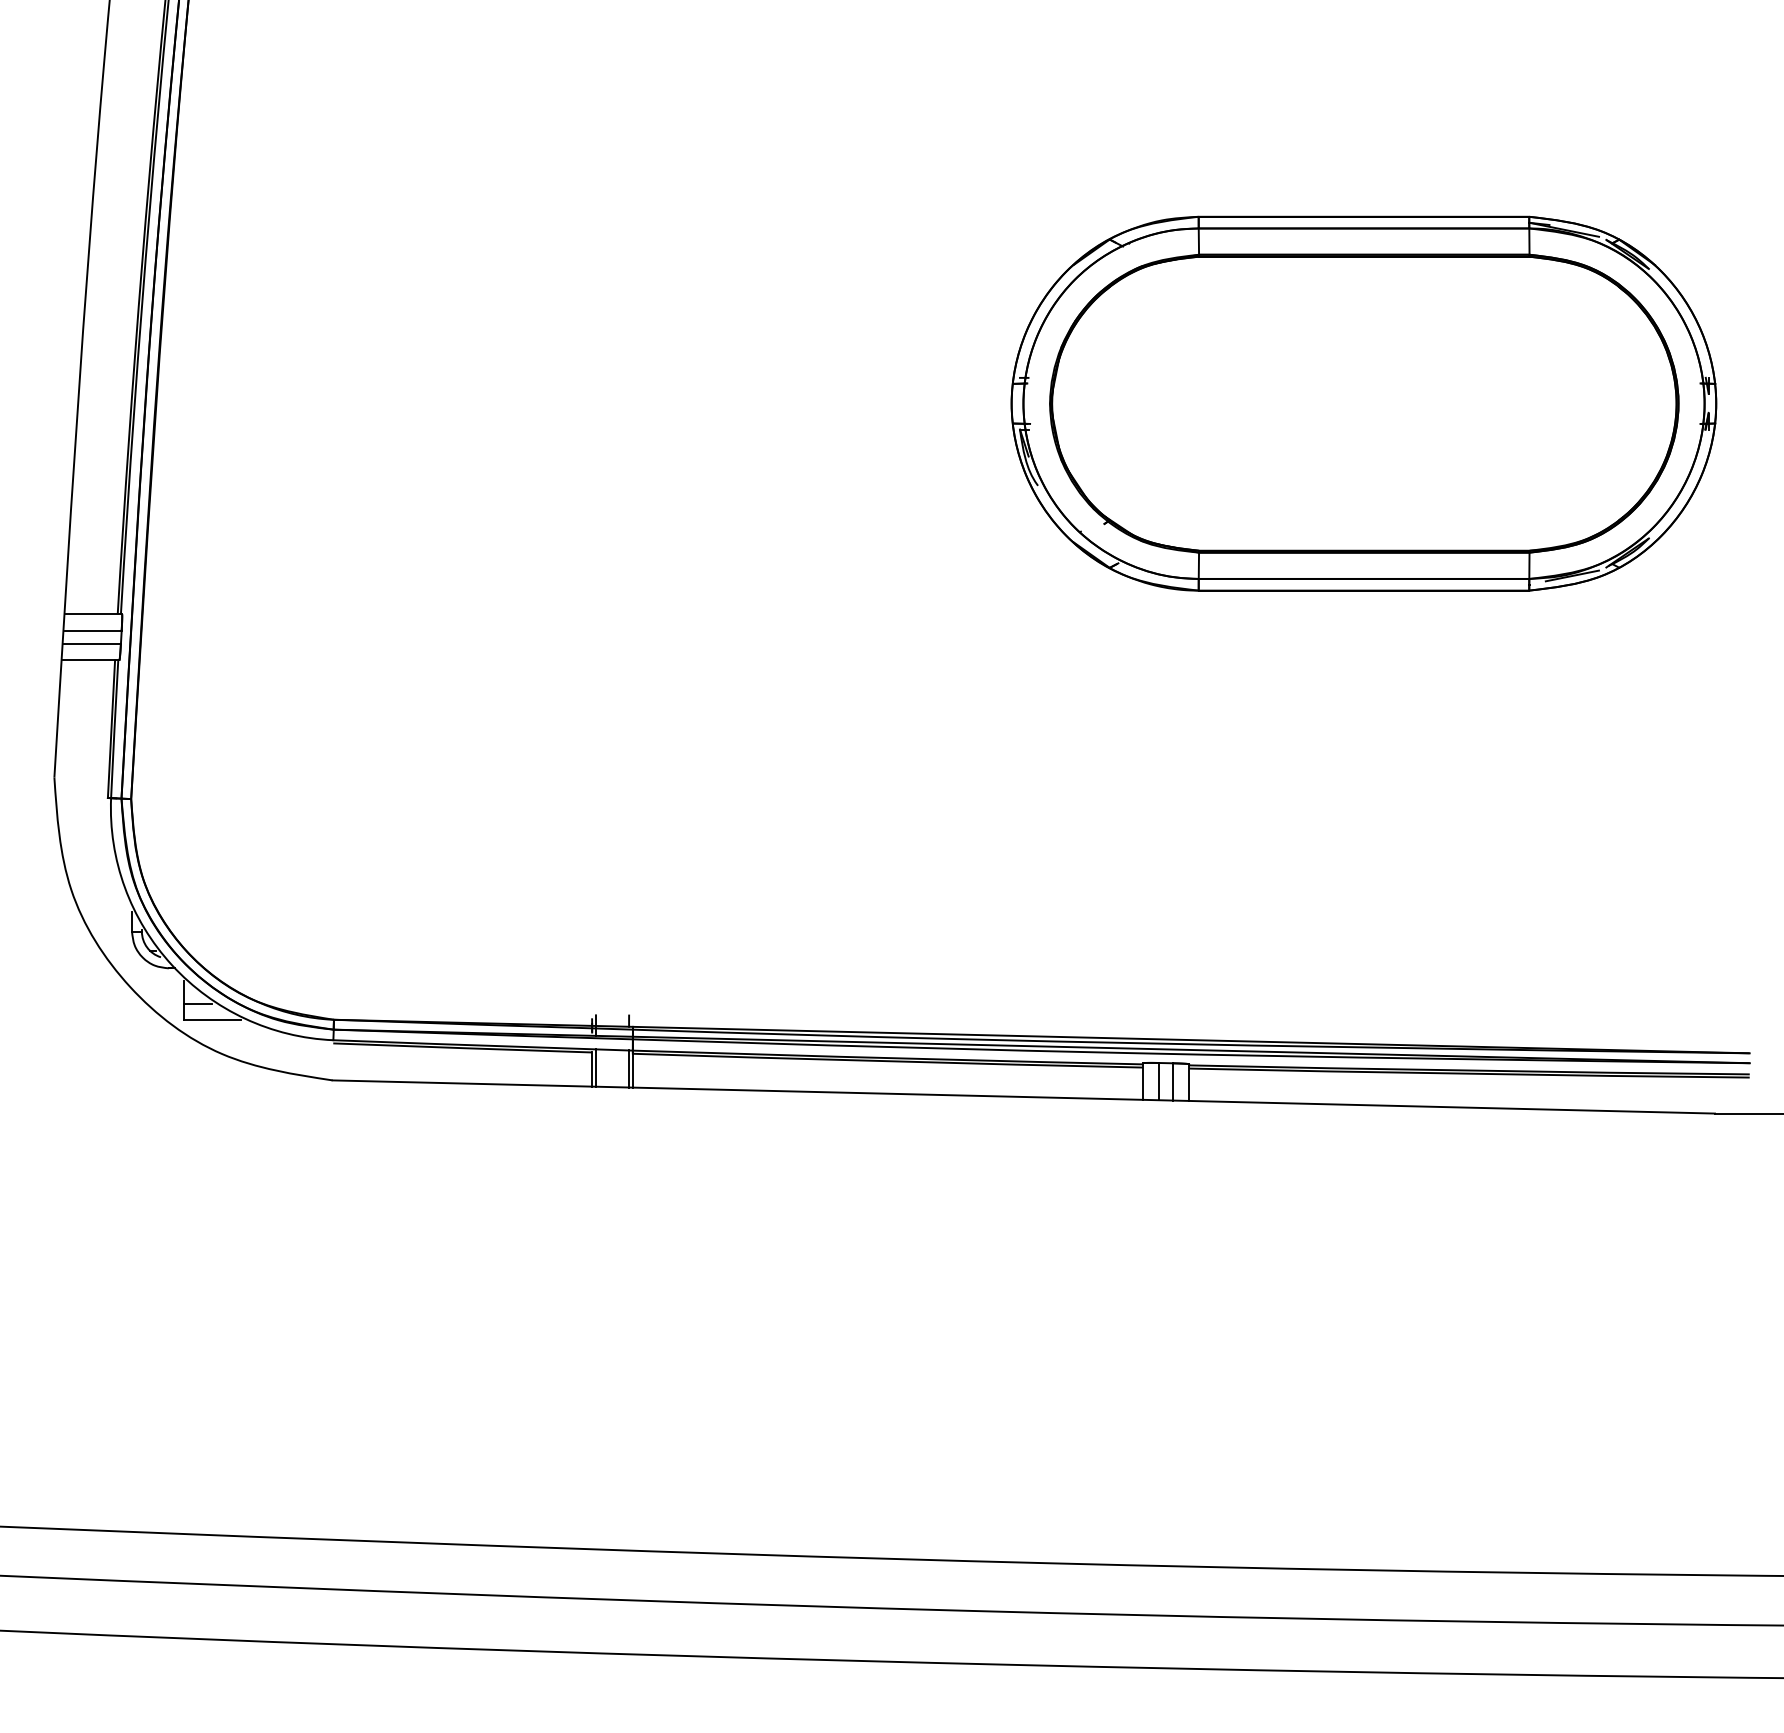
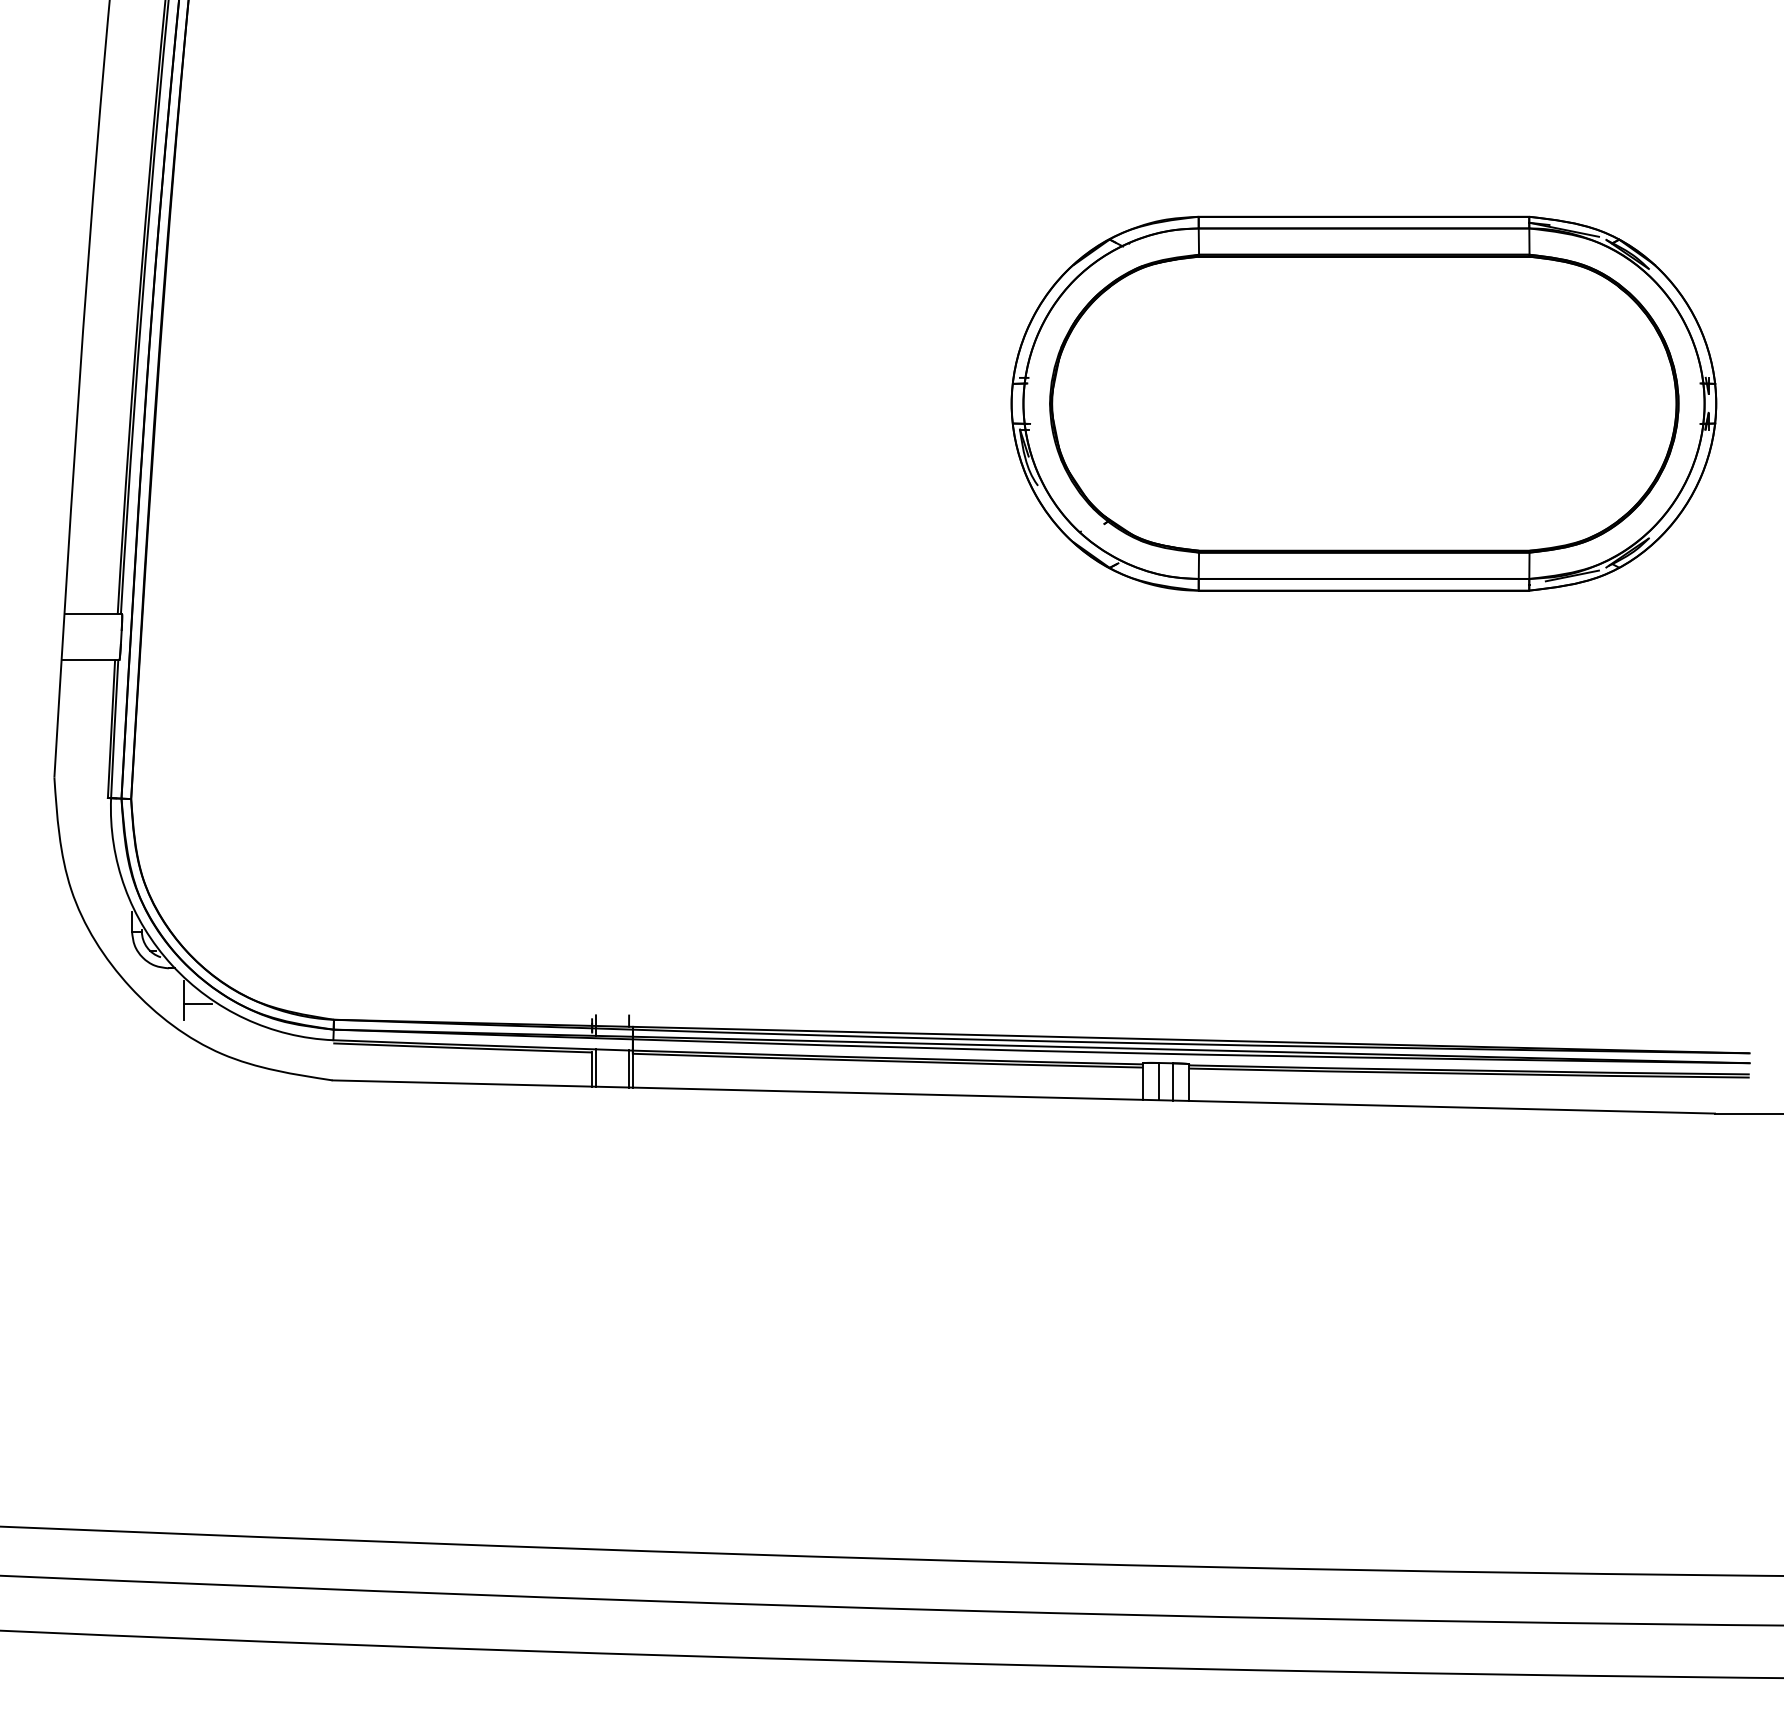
line: present -> none (92, 630)
line: present -> none (91, 643)
line: present -> none (211, 1020)
